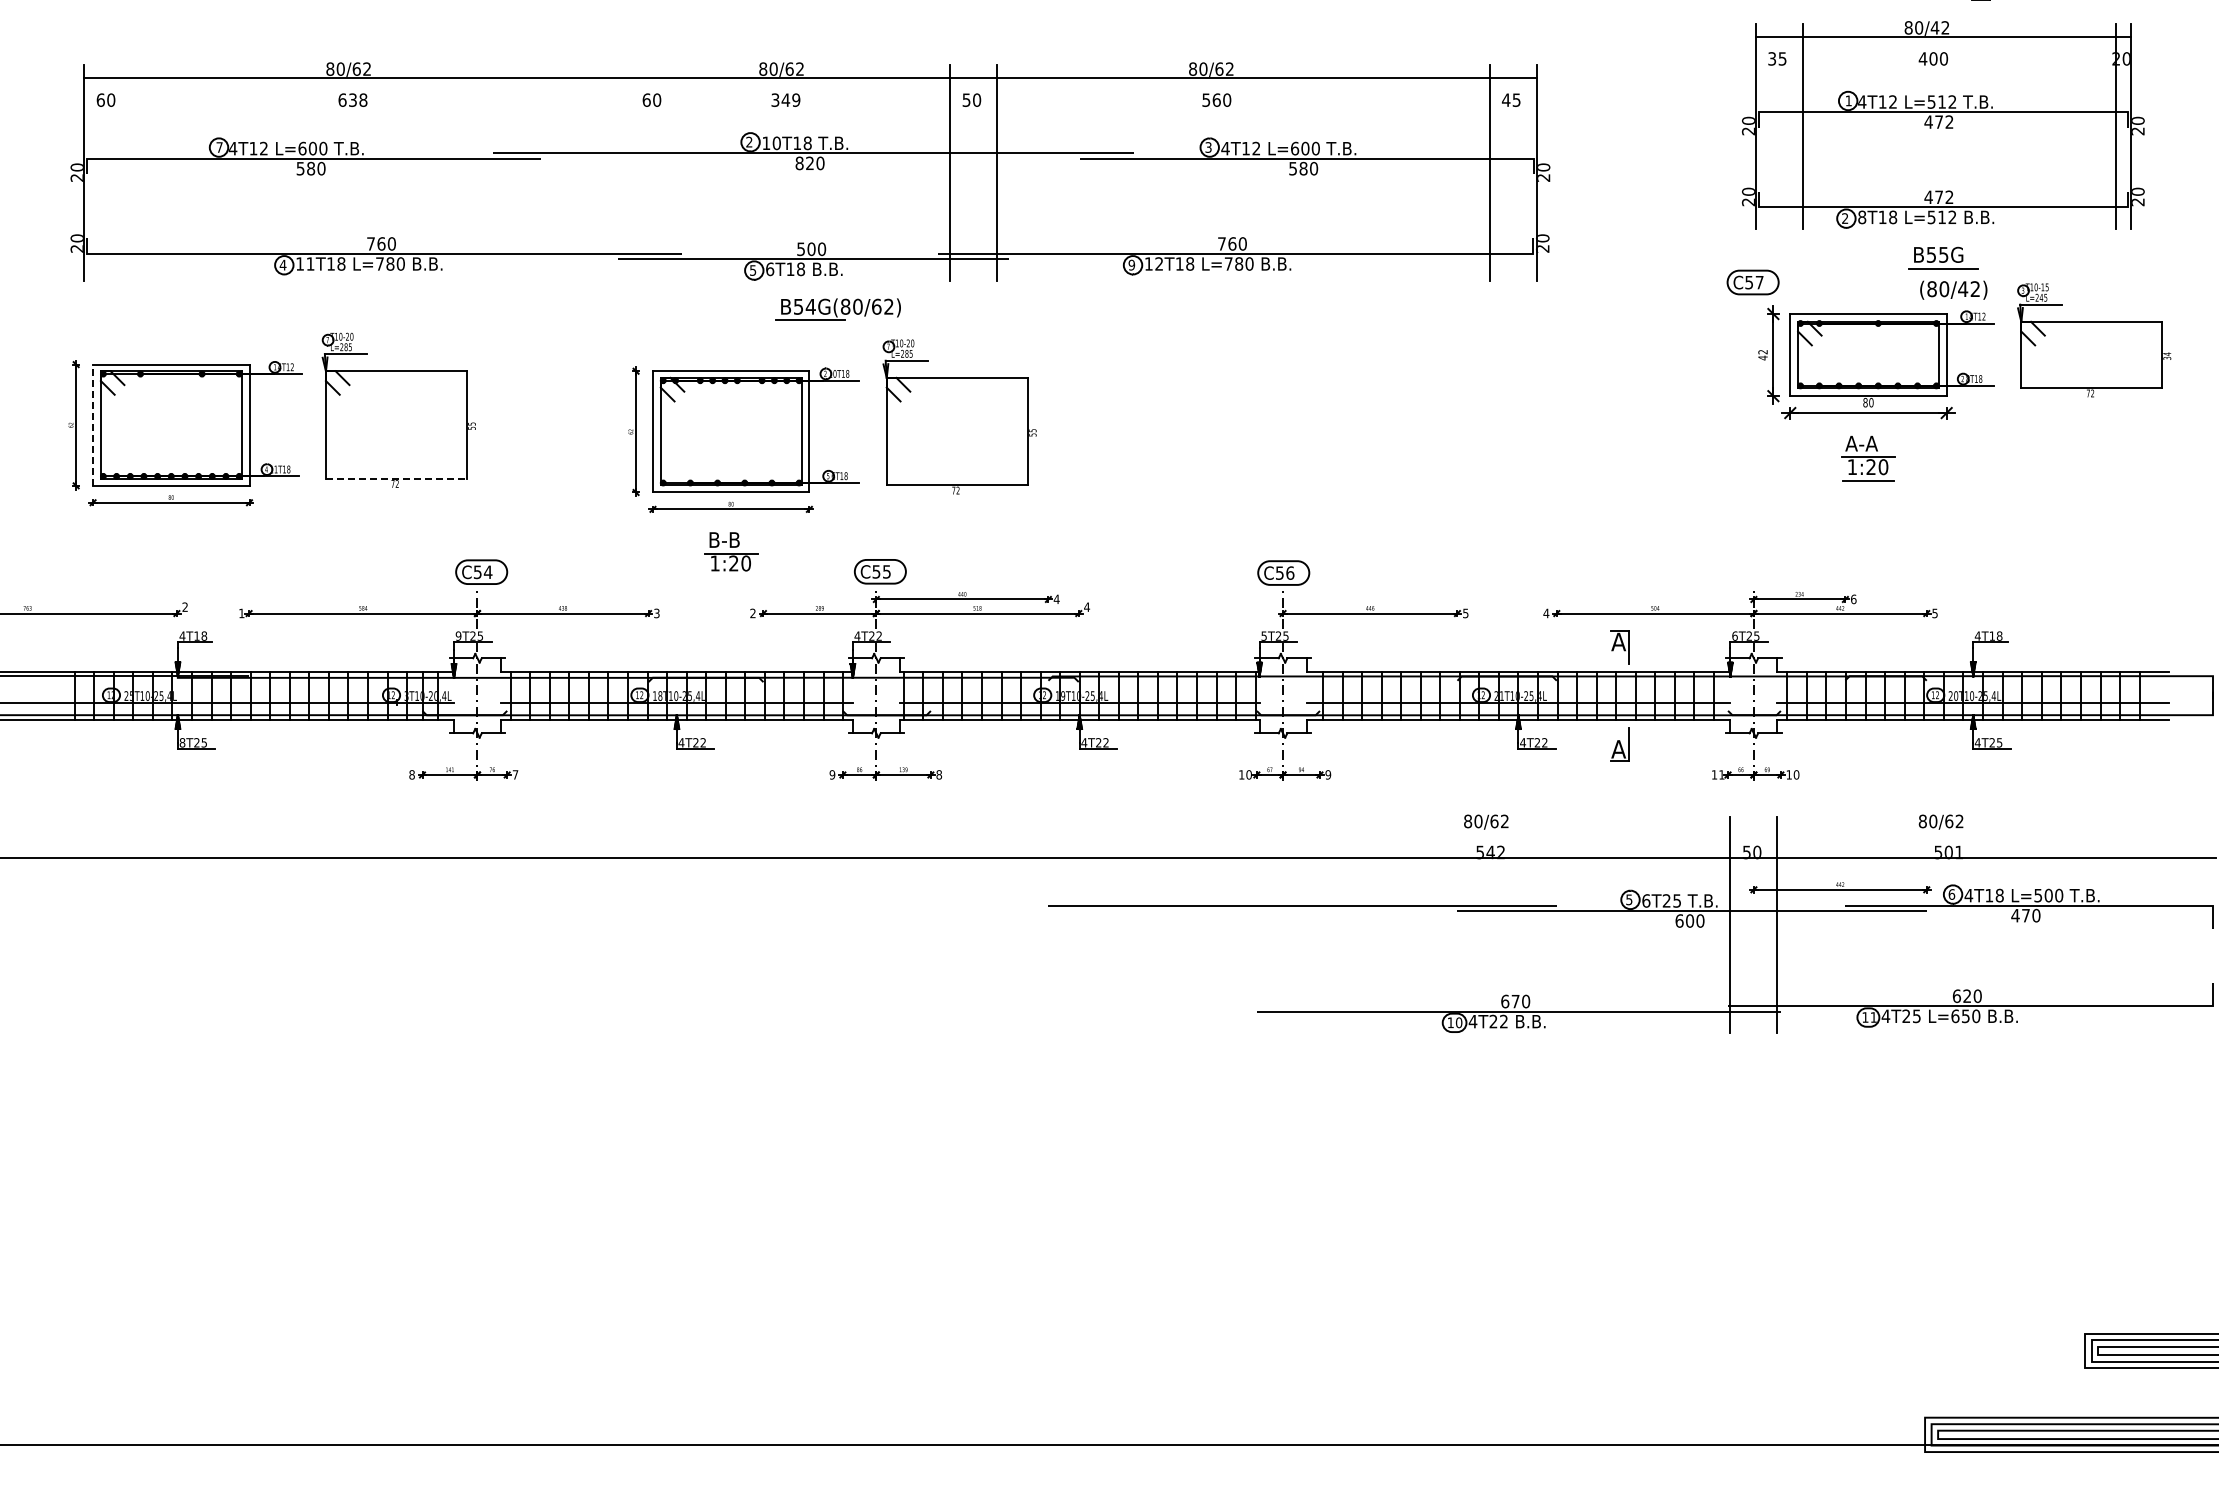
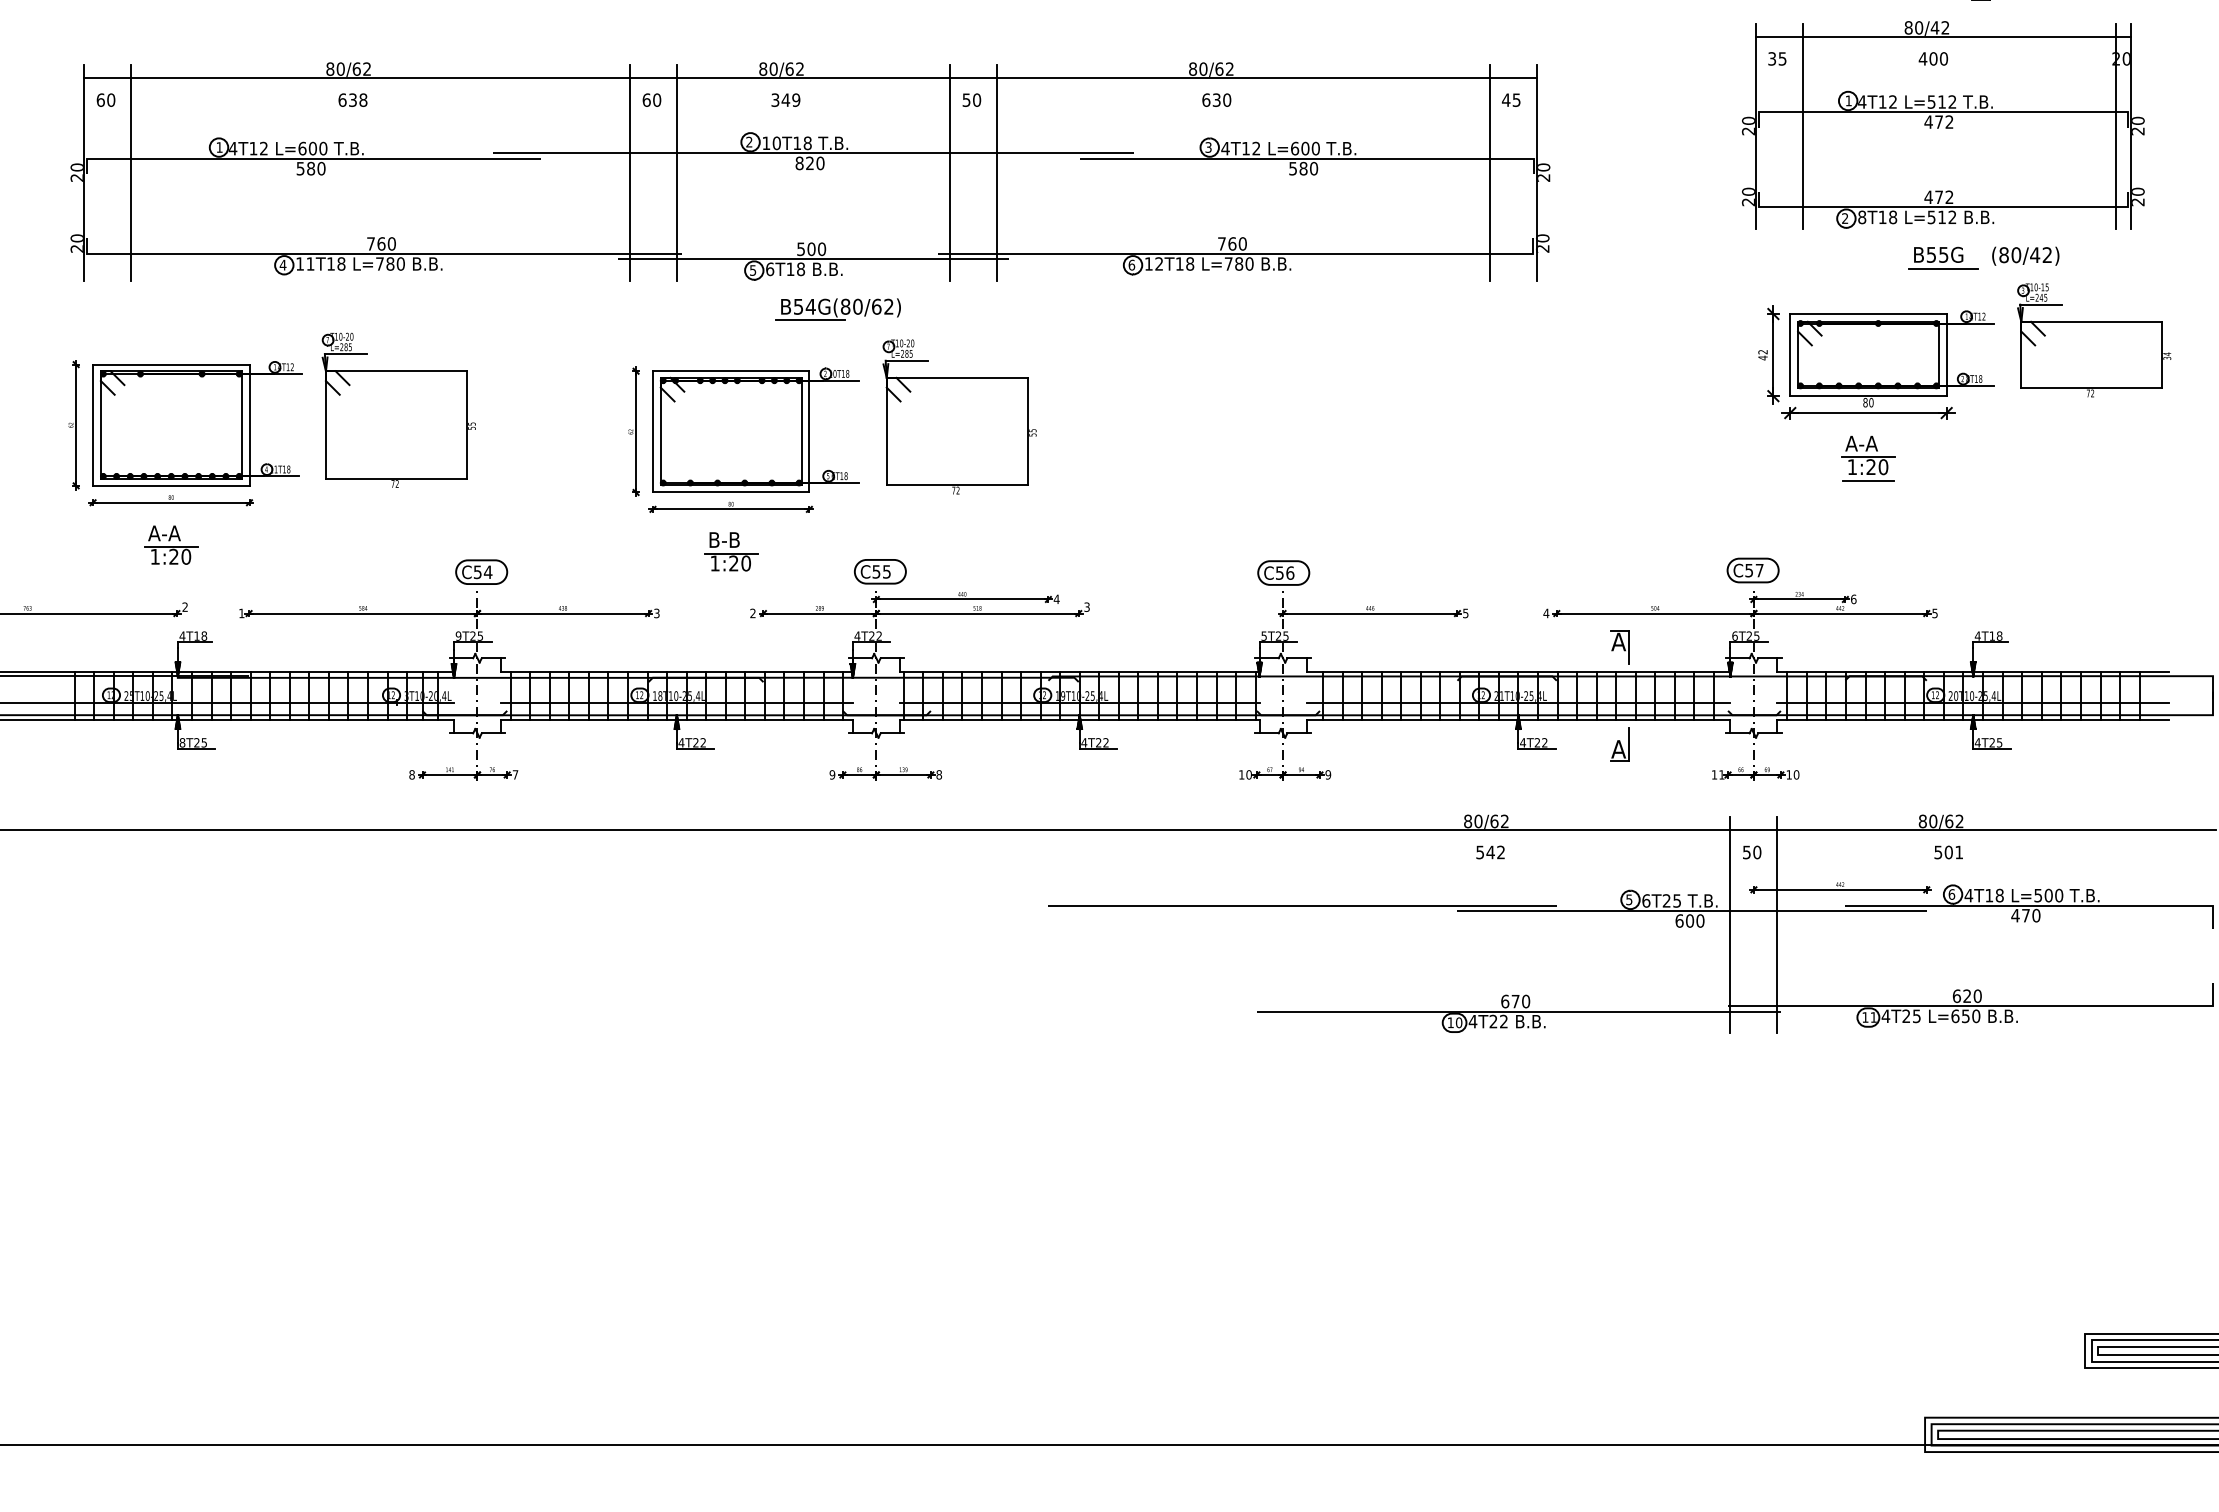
text: 560 -> 630 (1211, 99)
text: 7 -> 1 (219, 147)
line: none -> present (131, 172)
line: none -> present (630, 172)
line: none -> present (677, 172)
text: 9 -> 6 (1131, 264)
part position: (1752, 282) -> (1752, 570) (1752, 570)
text position: (1953, 289) -> (2025, 255) (2025, 255)
line: dashed -> solid (93, 425)
line: dashed -> solid (396, 478)
part: none -> present (171, 544)
text: 4 -> 3 (1087, 606)
line position: (1108, 858) -> (1108, 830) (1108, 830)
